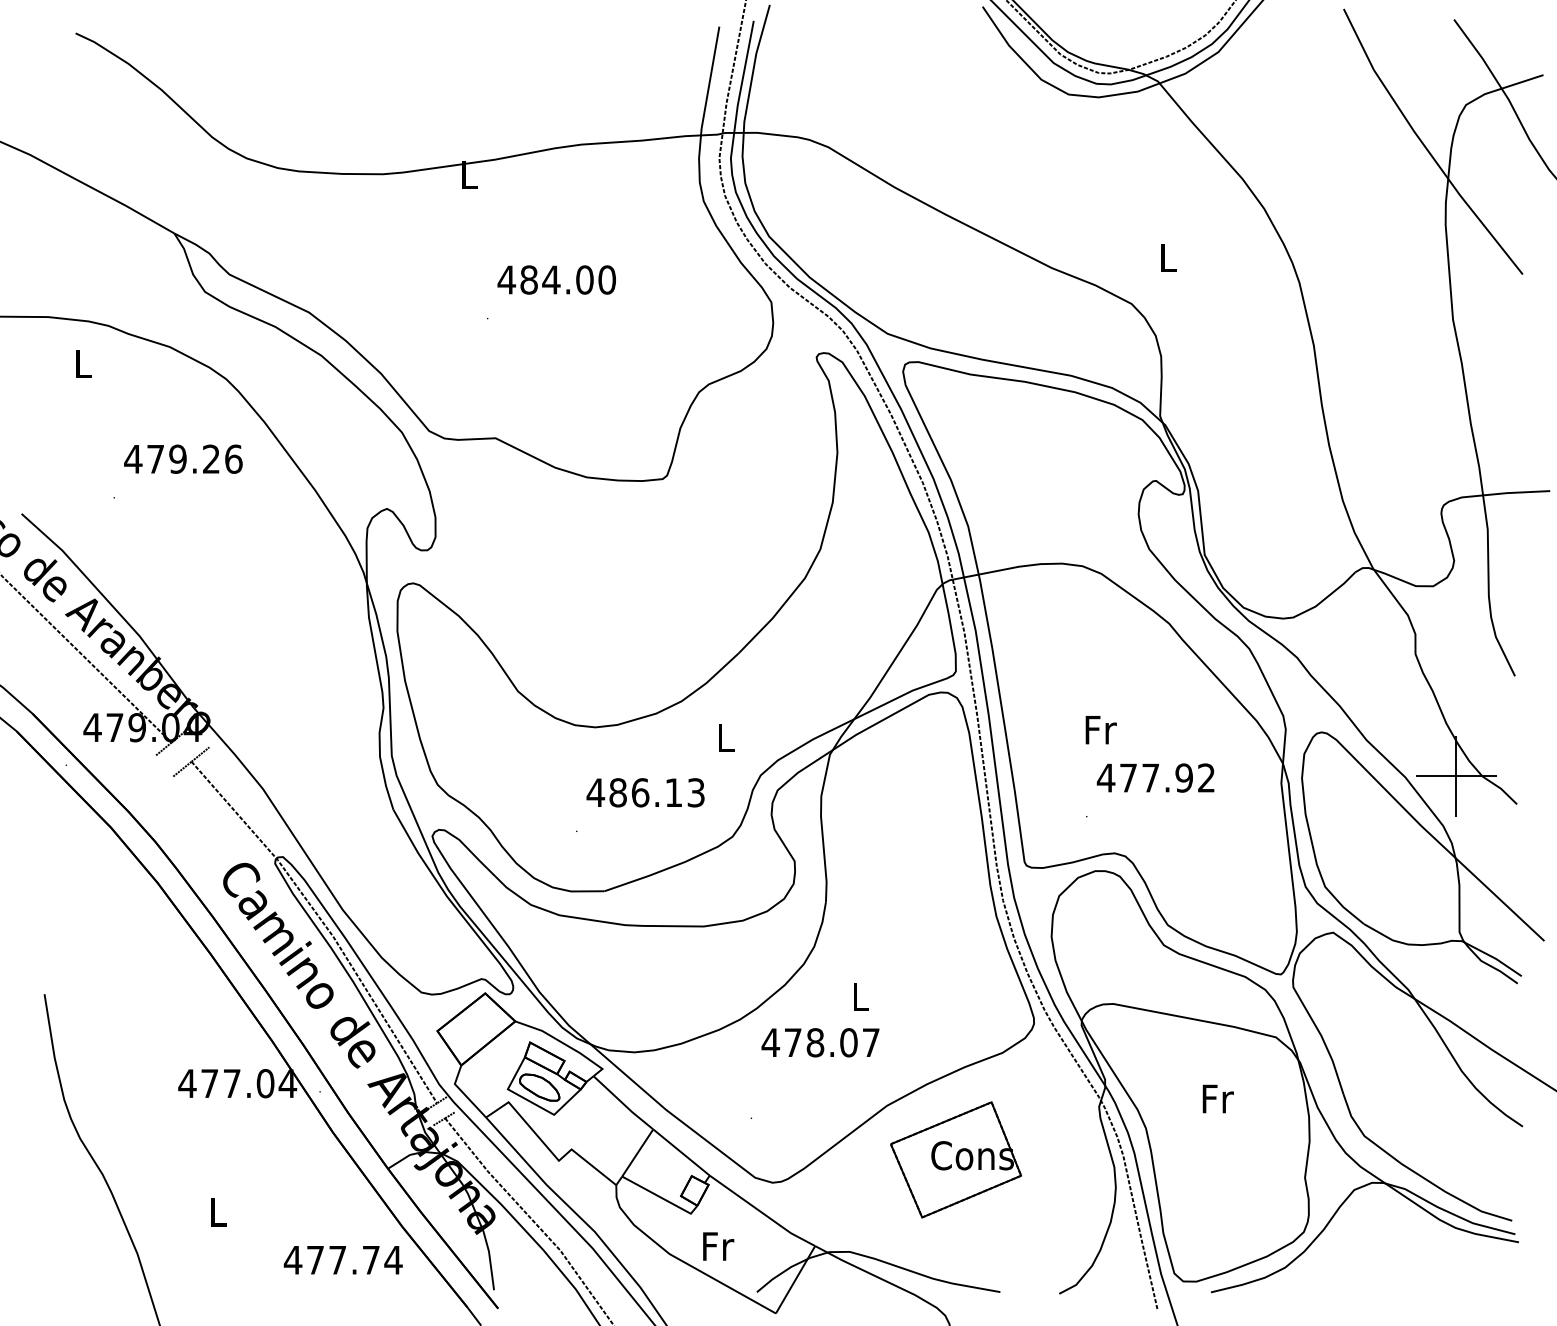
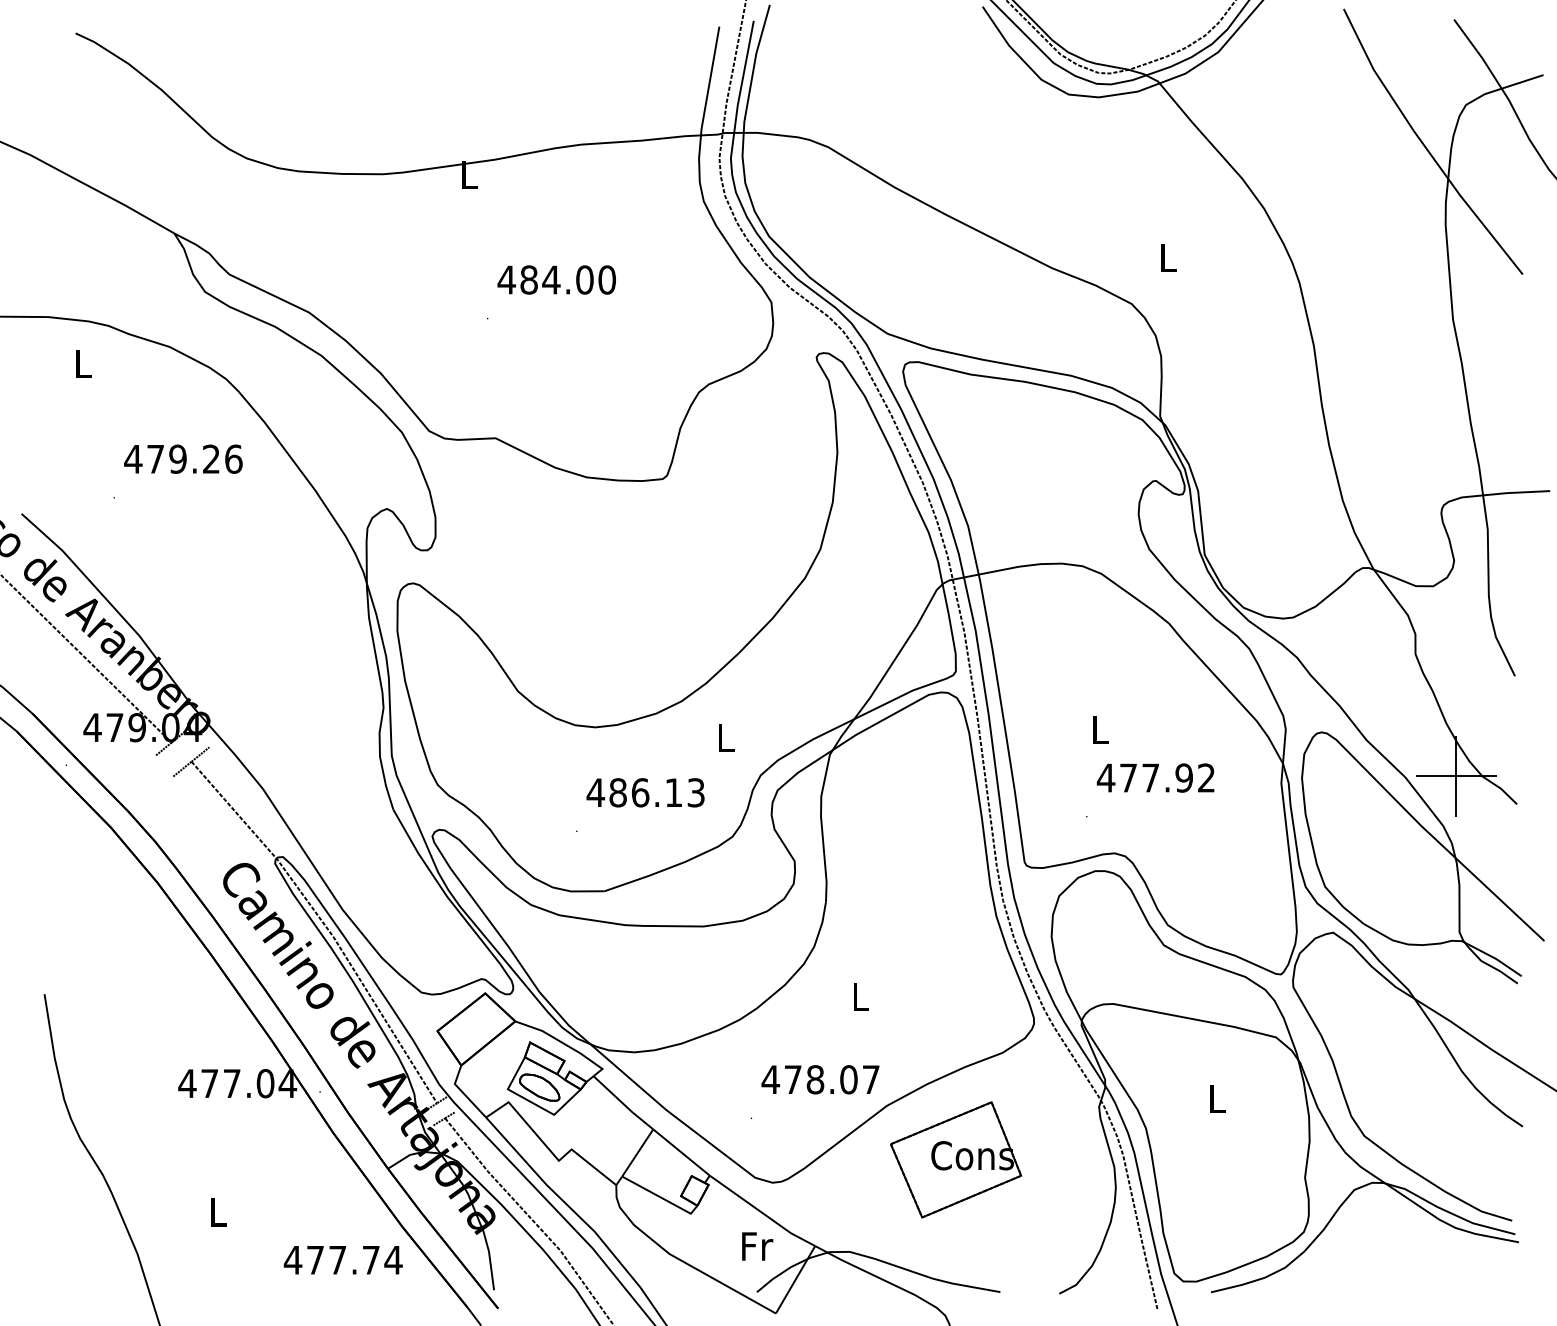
text: Fr -> L (1100, 730)
text position: (820, 1042) -> (820, 1079) (820, 1079)
text: Fr -> L (1217, 1098)
text position: (718, 1246) -> (757, 1246) (757, 1246)
